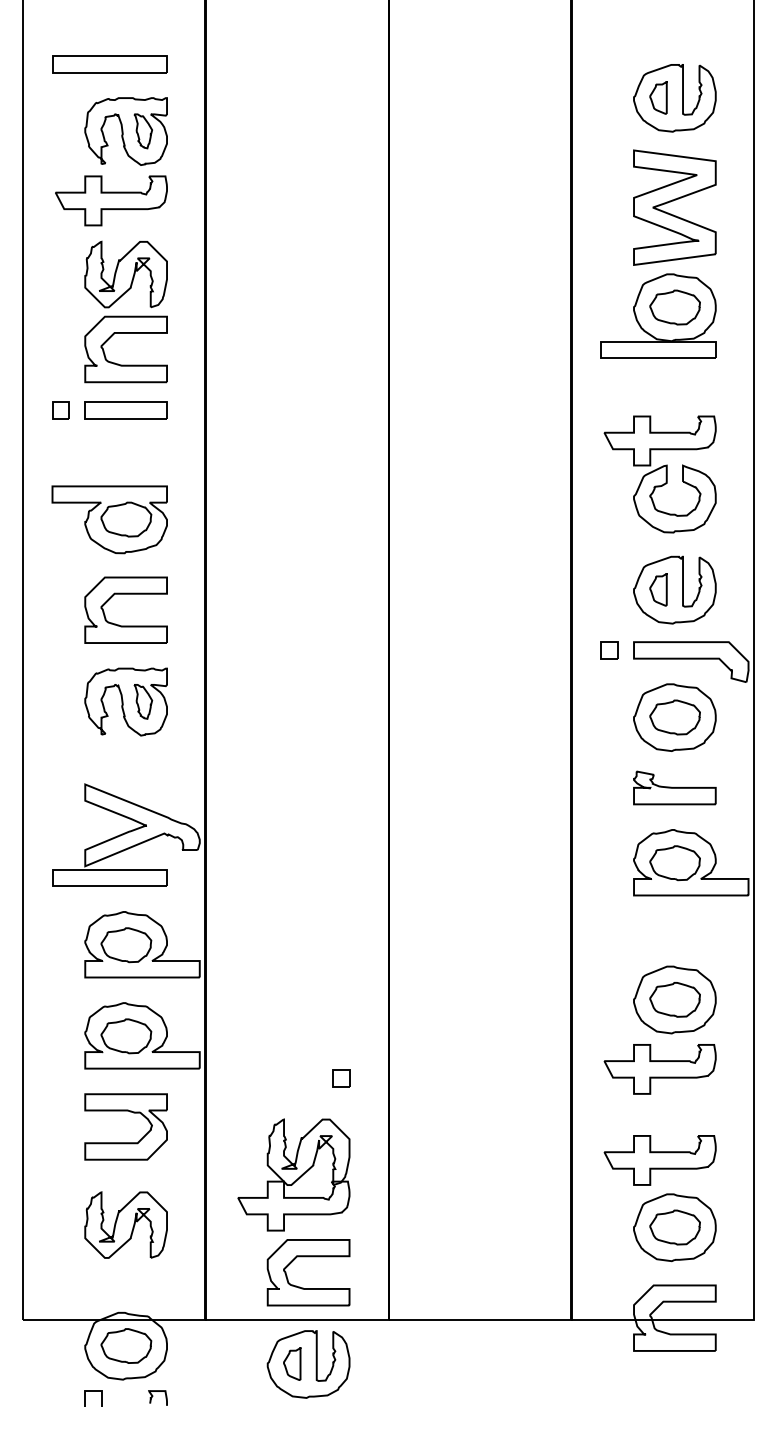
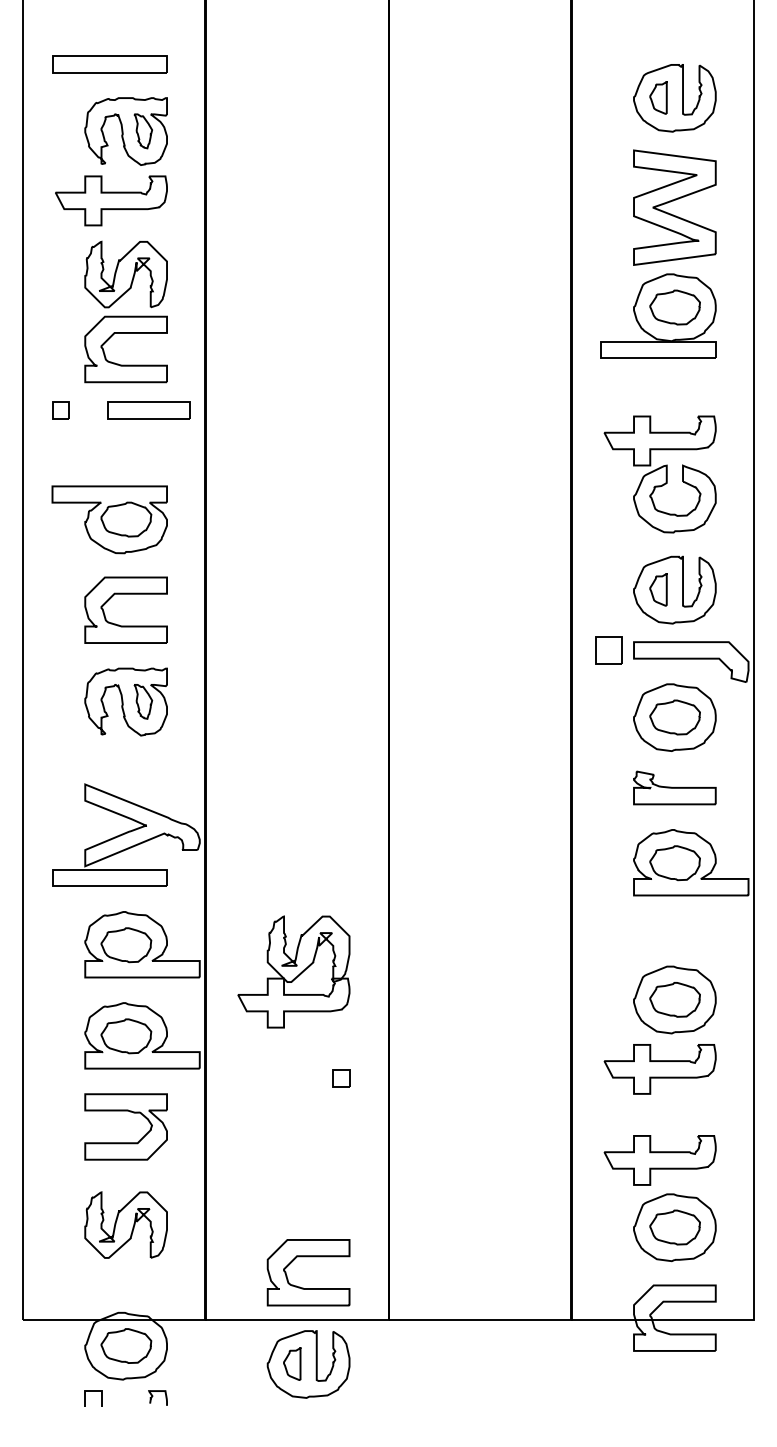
part position: (125, 410) -> (148, 410) (148, 410)
part size: 19x19 px -> 28x29 px (608, 650)
part position: (293, 1174) -> (293, 971) (293, 971)
